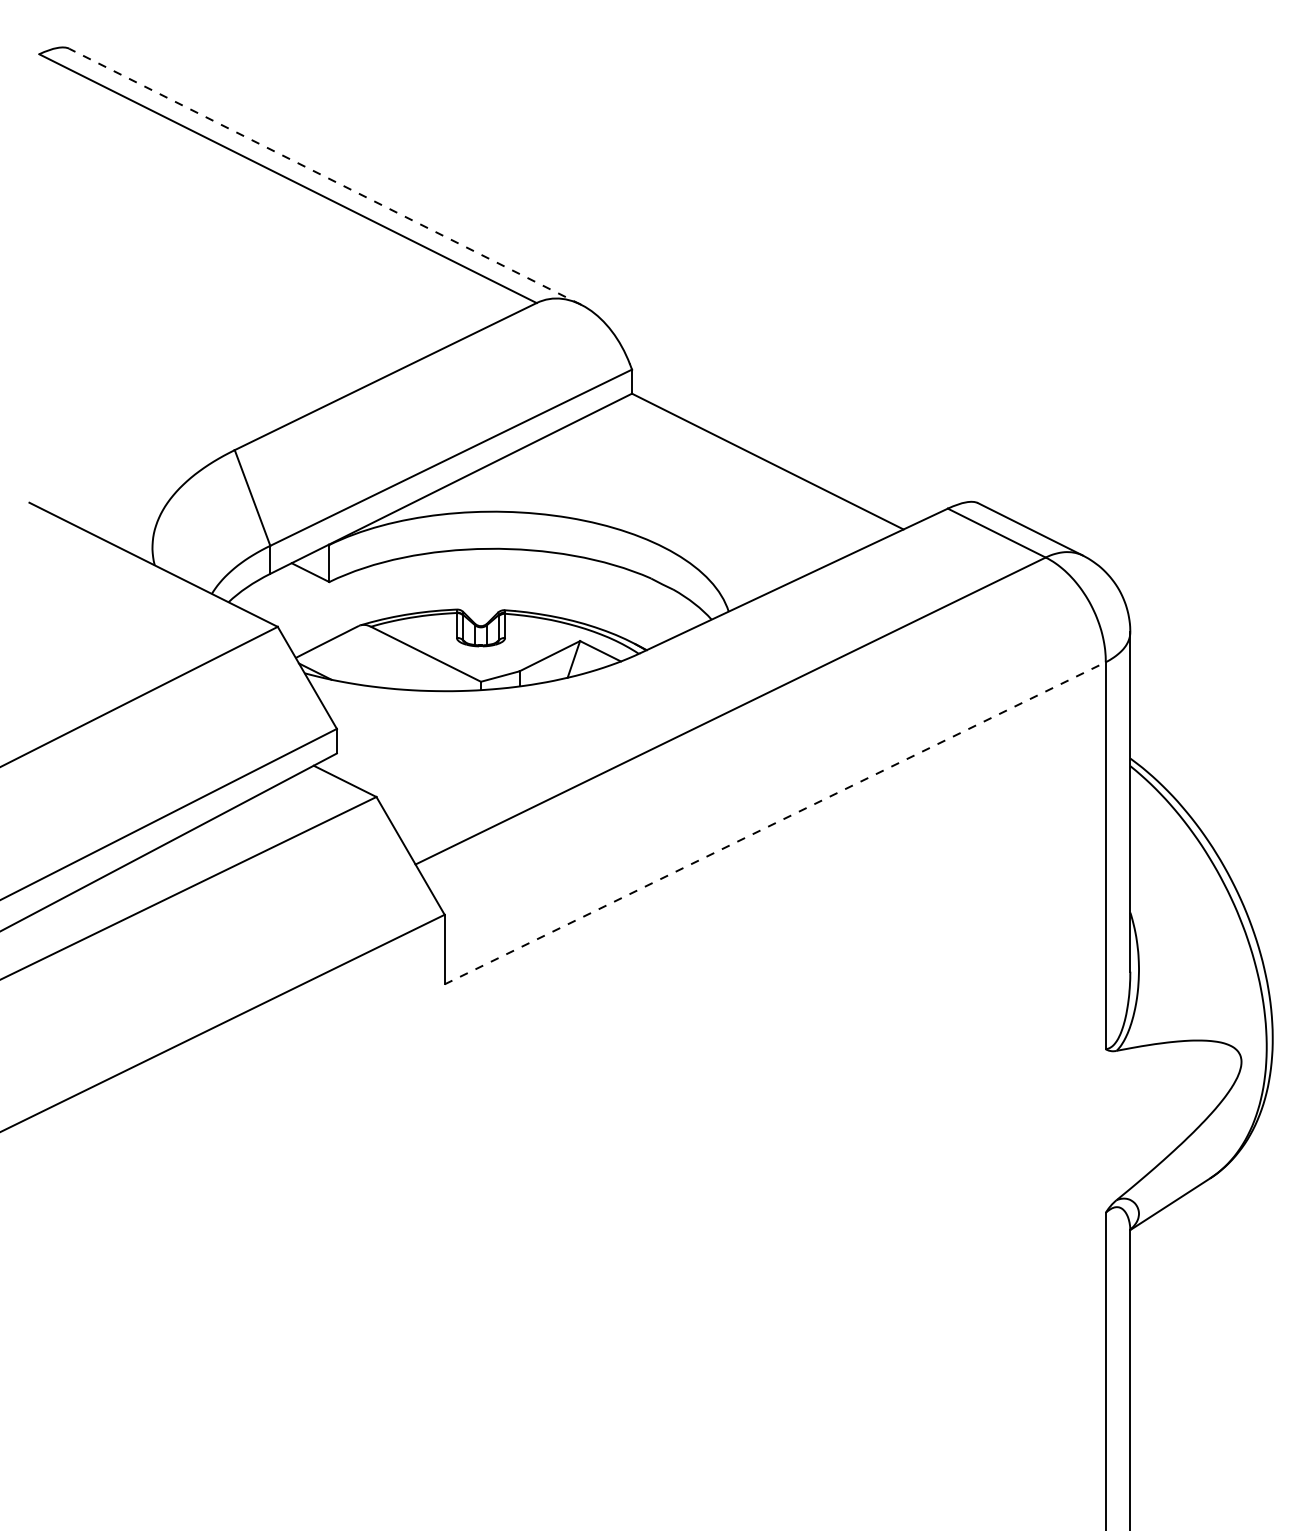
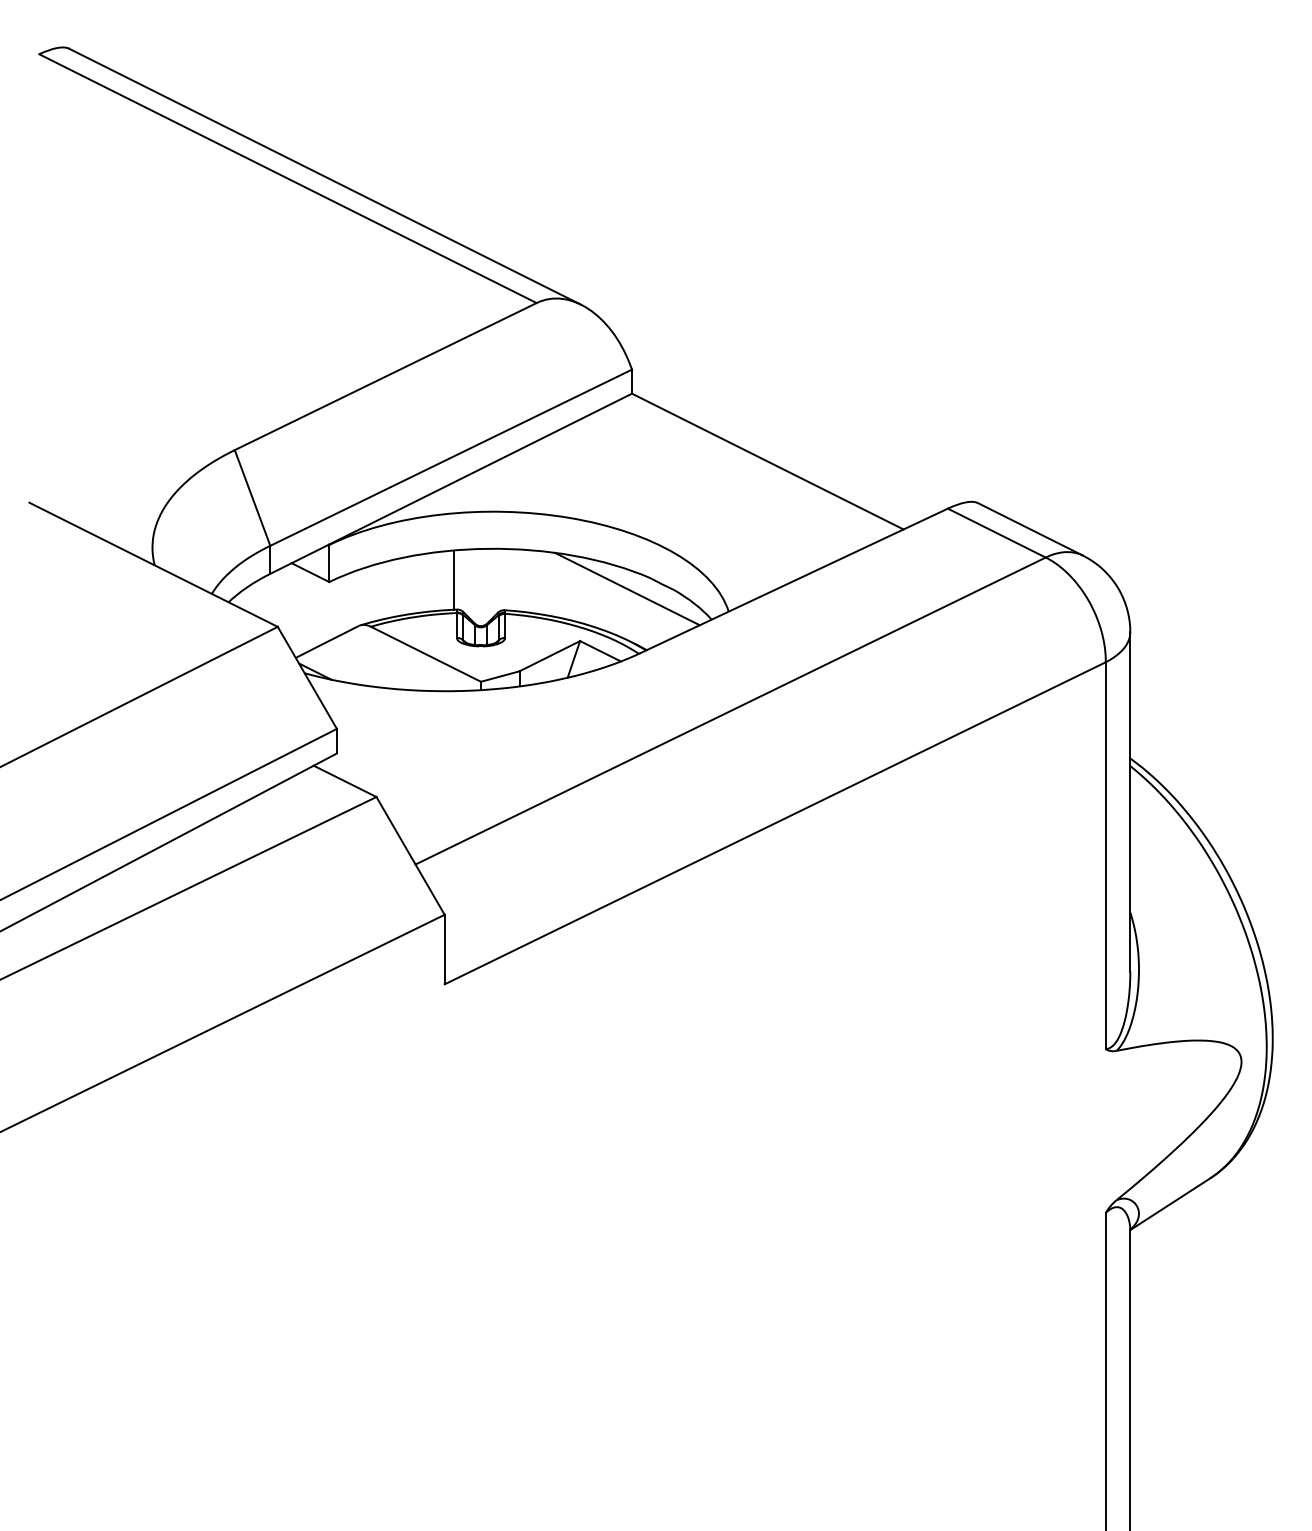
line: dashed -> solid (324, 176)
line: none -> present (453, 579)
line: none -> present (626, 588)
line: dashed -> solid (775, 823)
